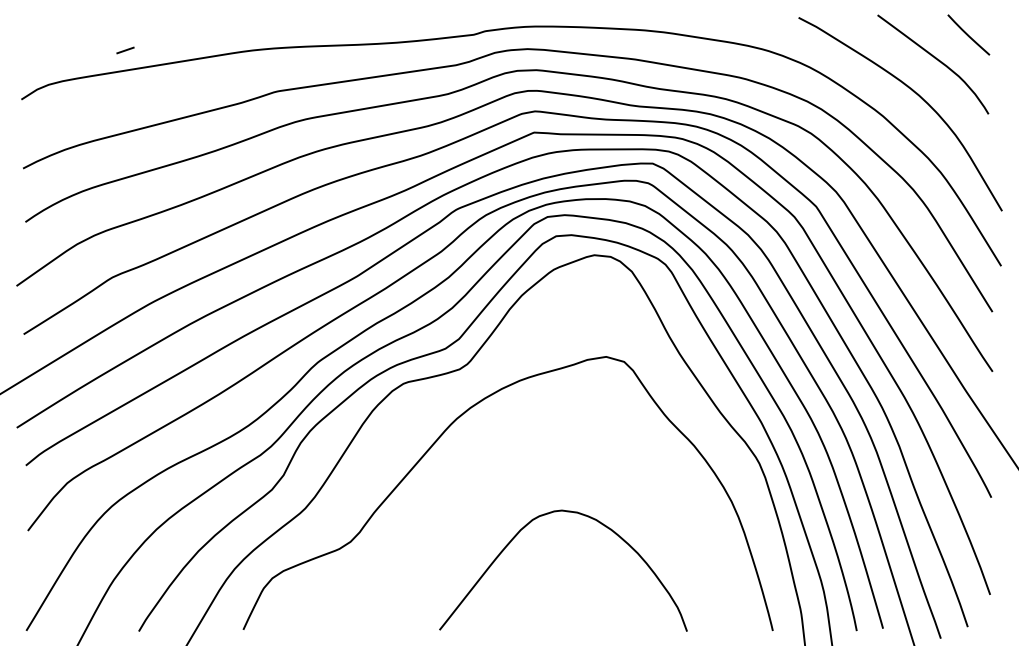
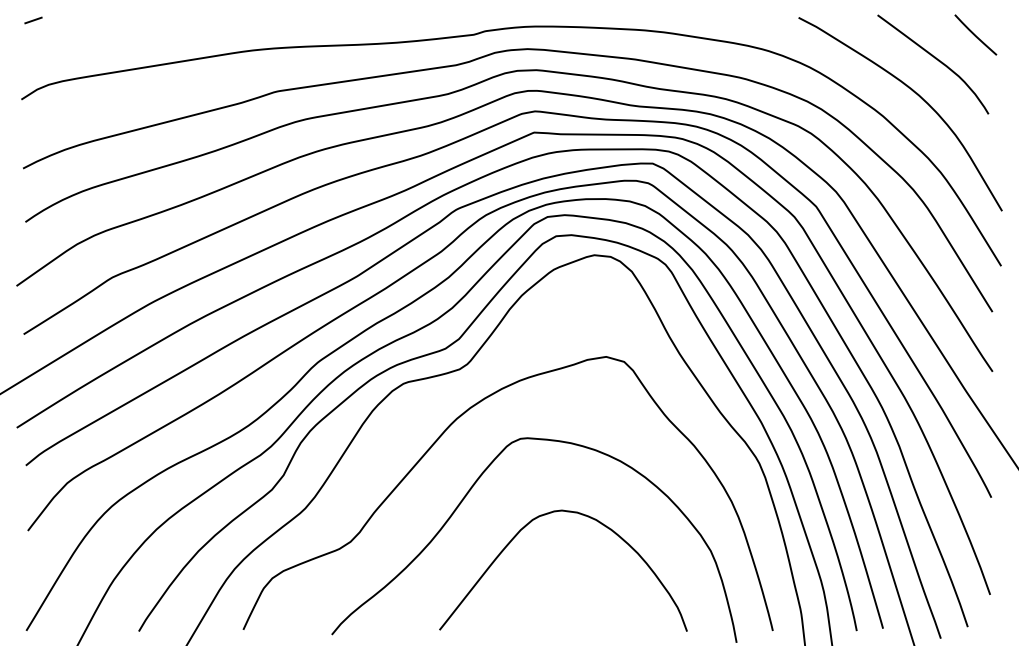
line position: (968, 34) -> (975, 34) (975, 34)
line position: (125, 50) -> (33, 20) (33, 20)
curve: none -> present (467, 495)
